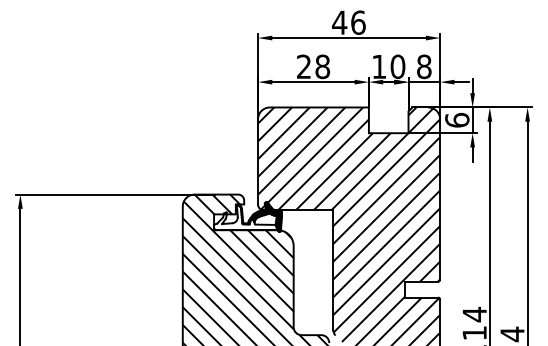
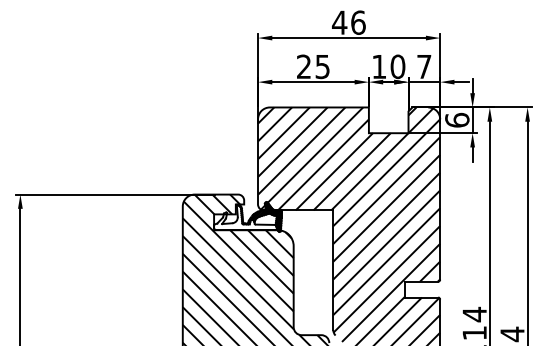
text: 28 -> 25 (322, 66)
text: 8 -> 7 (424, 66)
